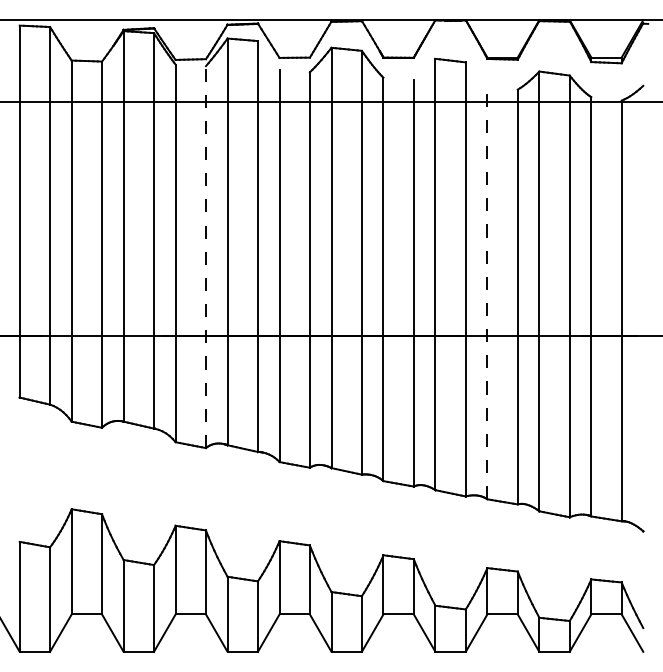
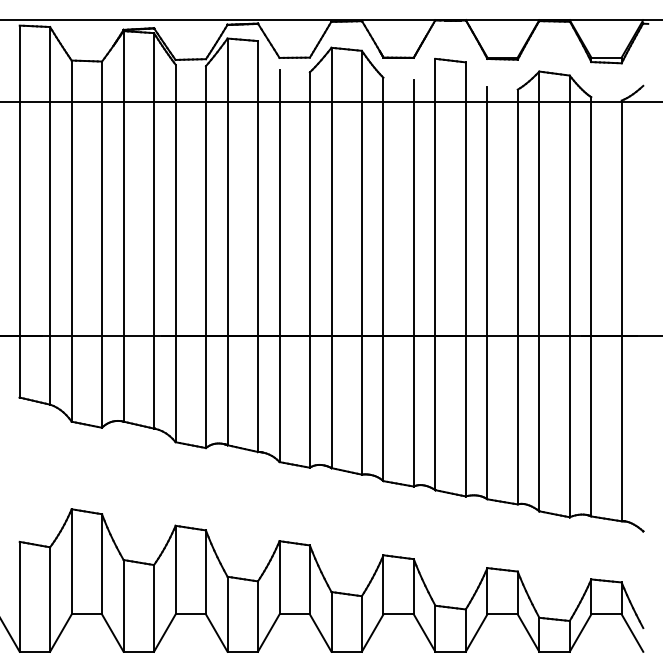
line: dashed -> solid (206, 257)
line: dashed -> solid (487, 292)
